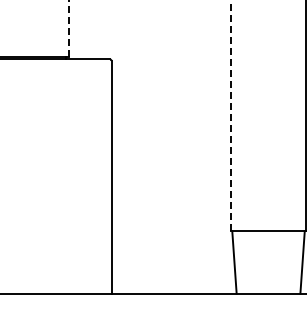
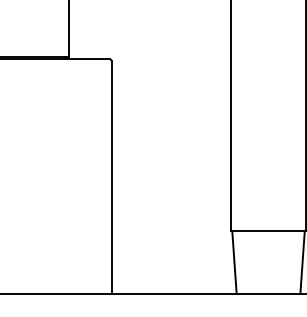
line: dashed -> solid (68, 28)
line: dashed -> solid (231, 115)
